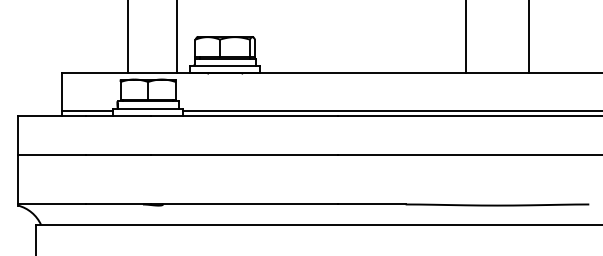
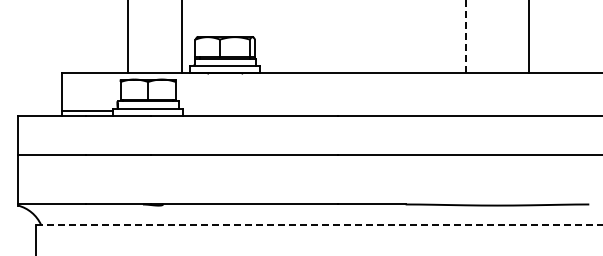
line: solid -> dashed (465, 36)
line position: (176, 37) -> (181, 37) (181, 37)
line: present -> none (391, 111)
line: solid -> dashed (320, 224)
